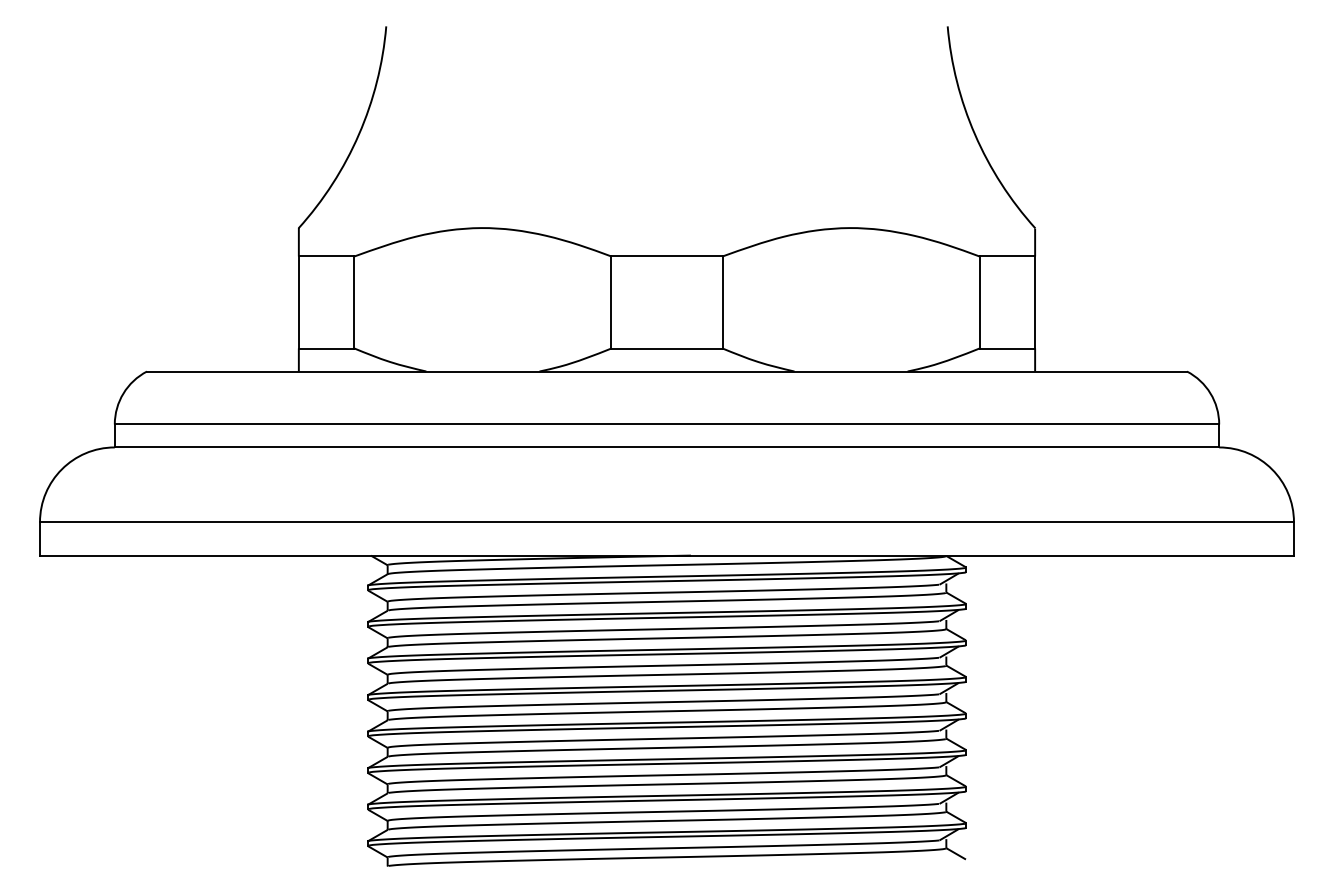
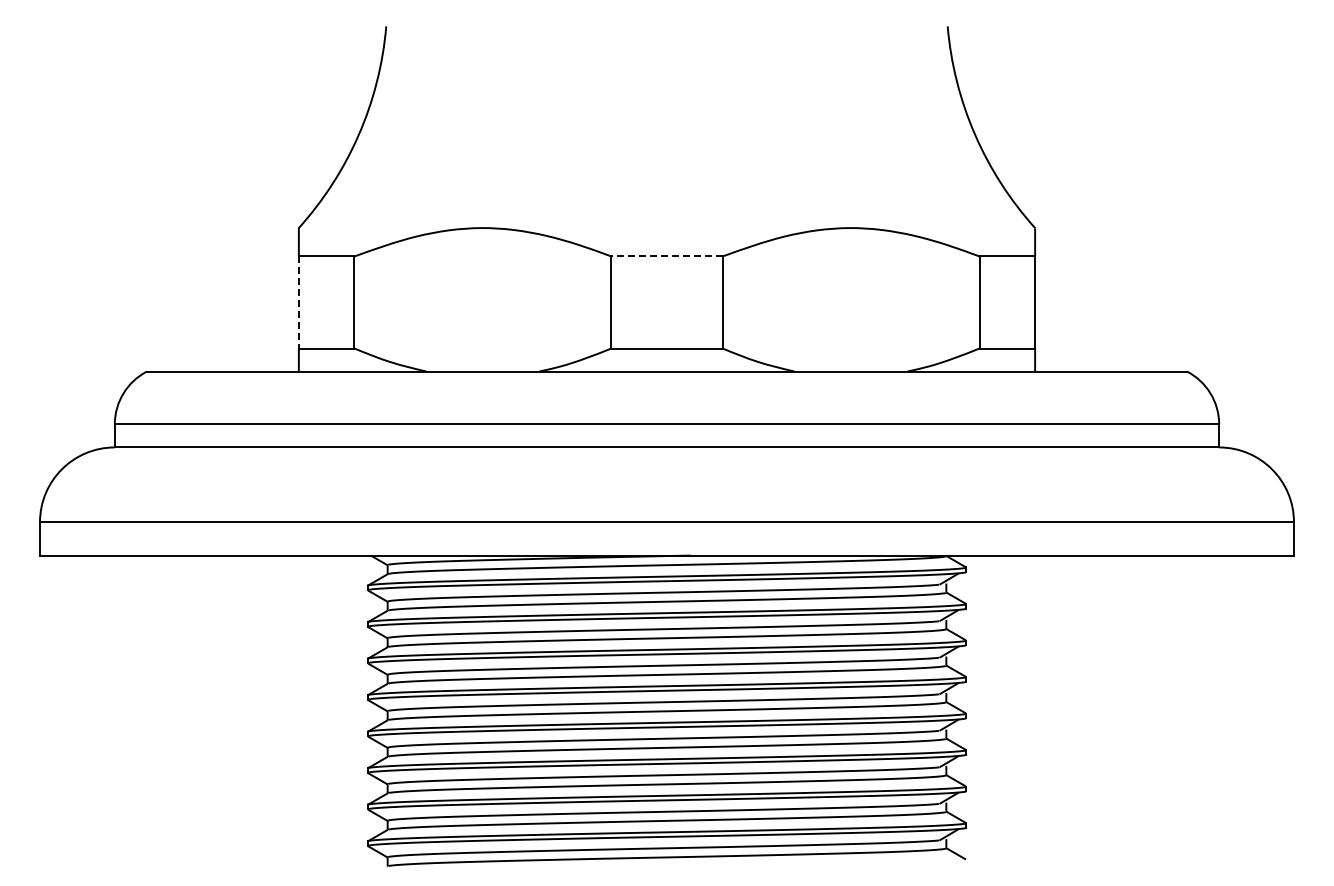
line: solid -> dashed (667, 256)
line: solid -> dashed (298, 302)
